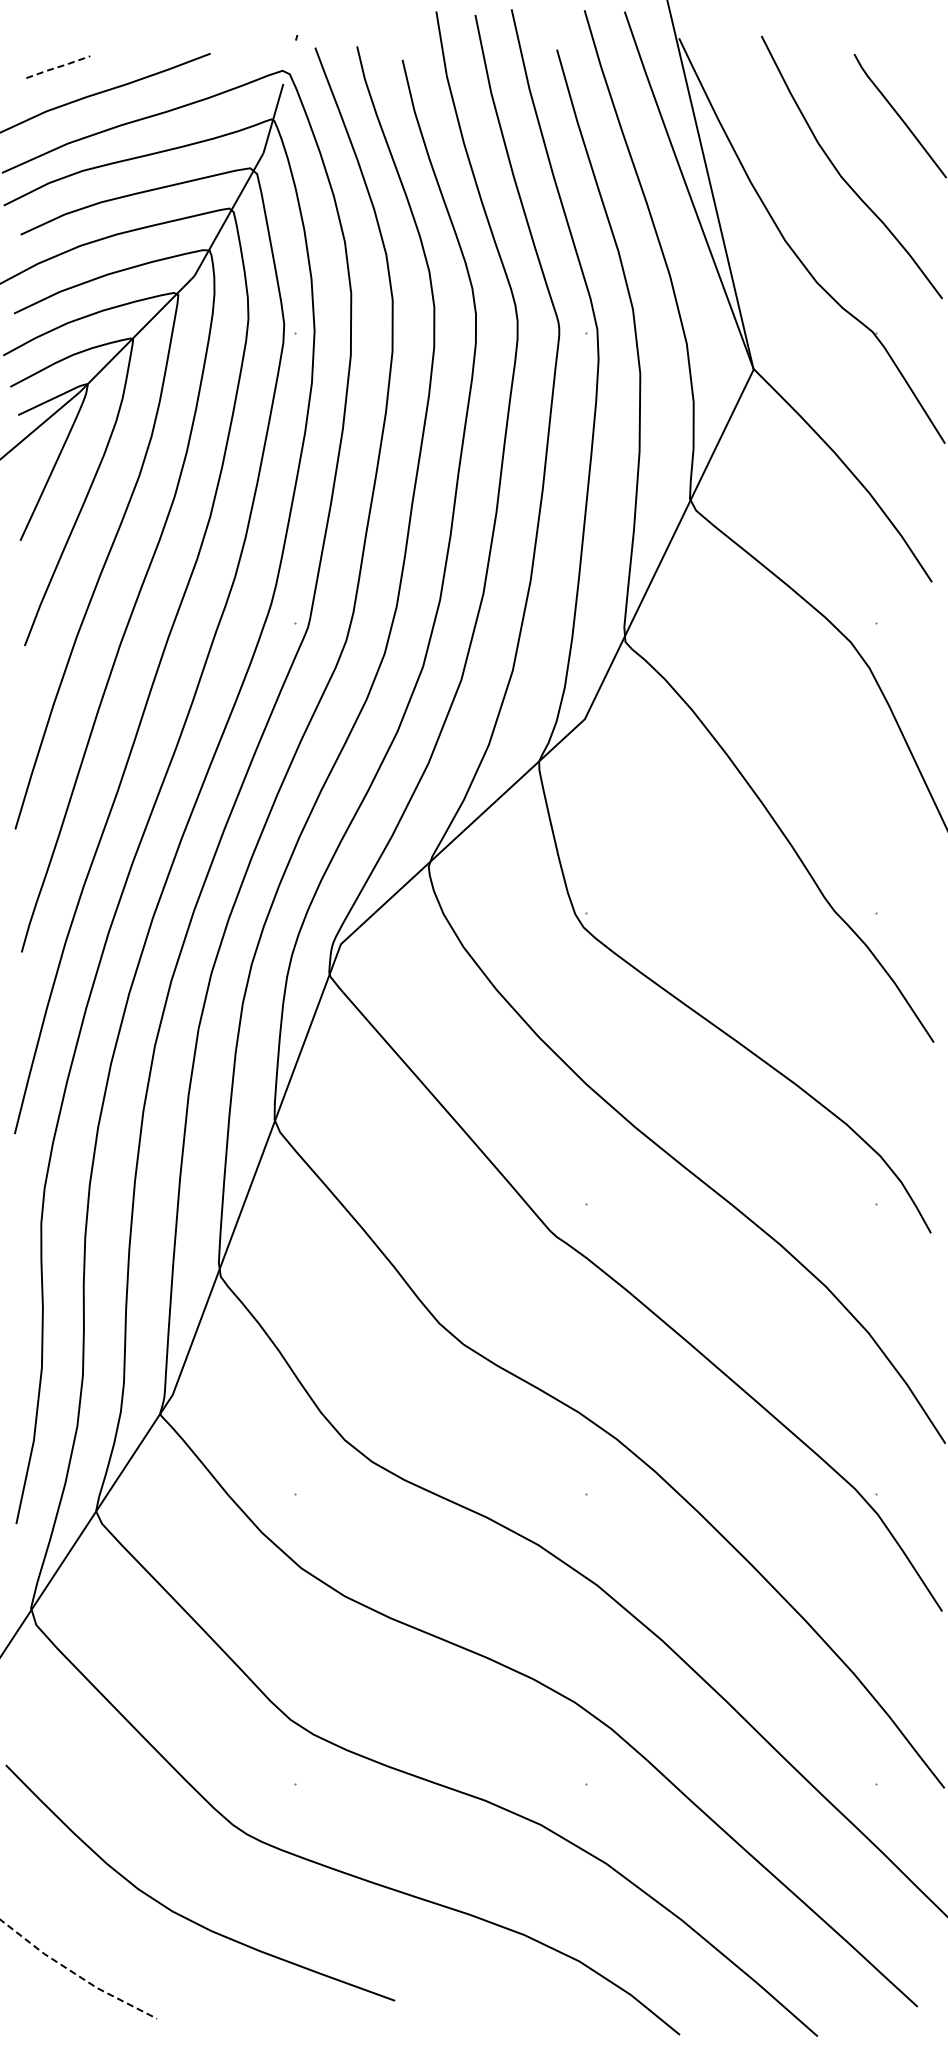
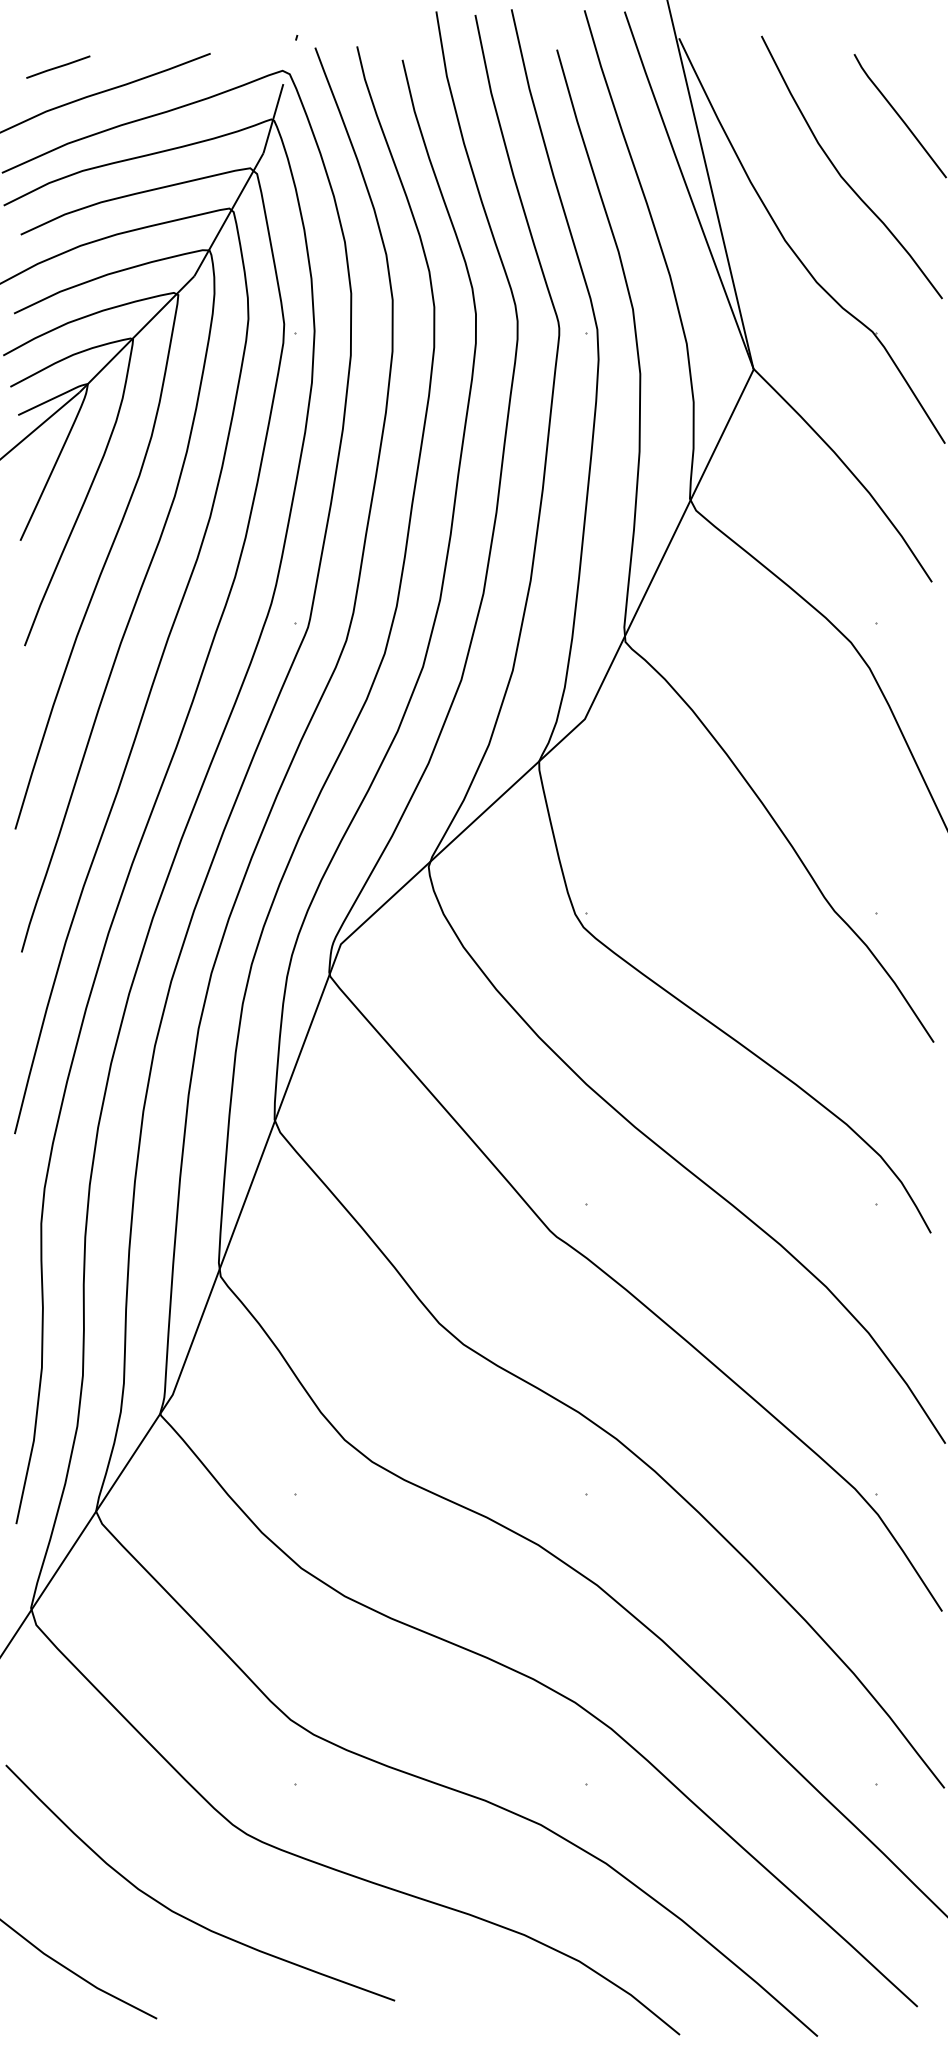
line: dashed -> solid (58, 67)
line: dashed -> solid (75, 1974)
